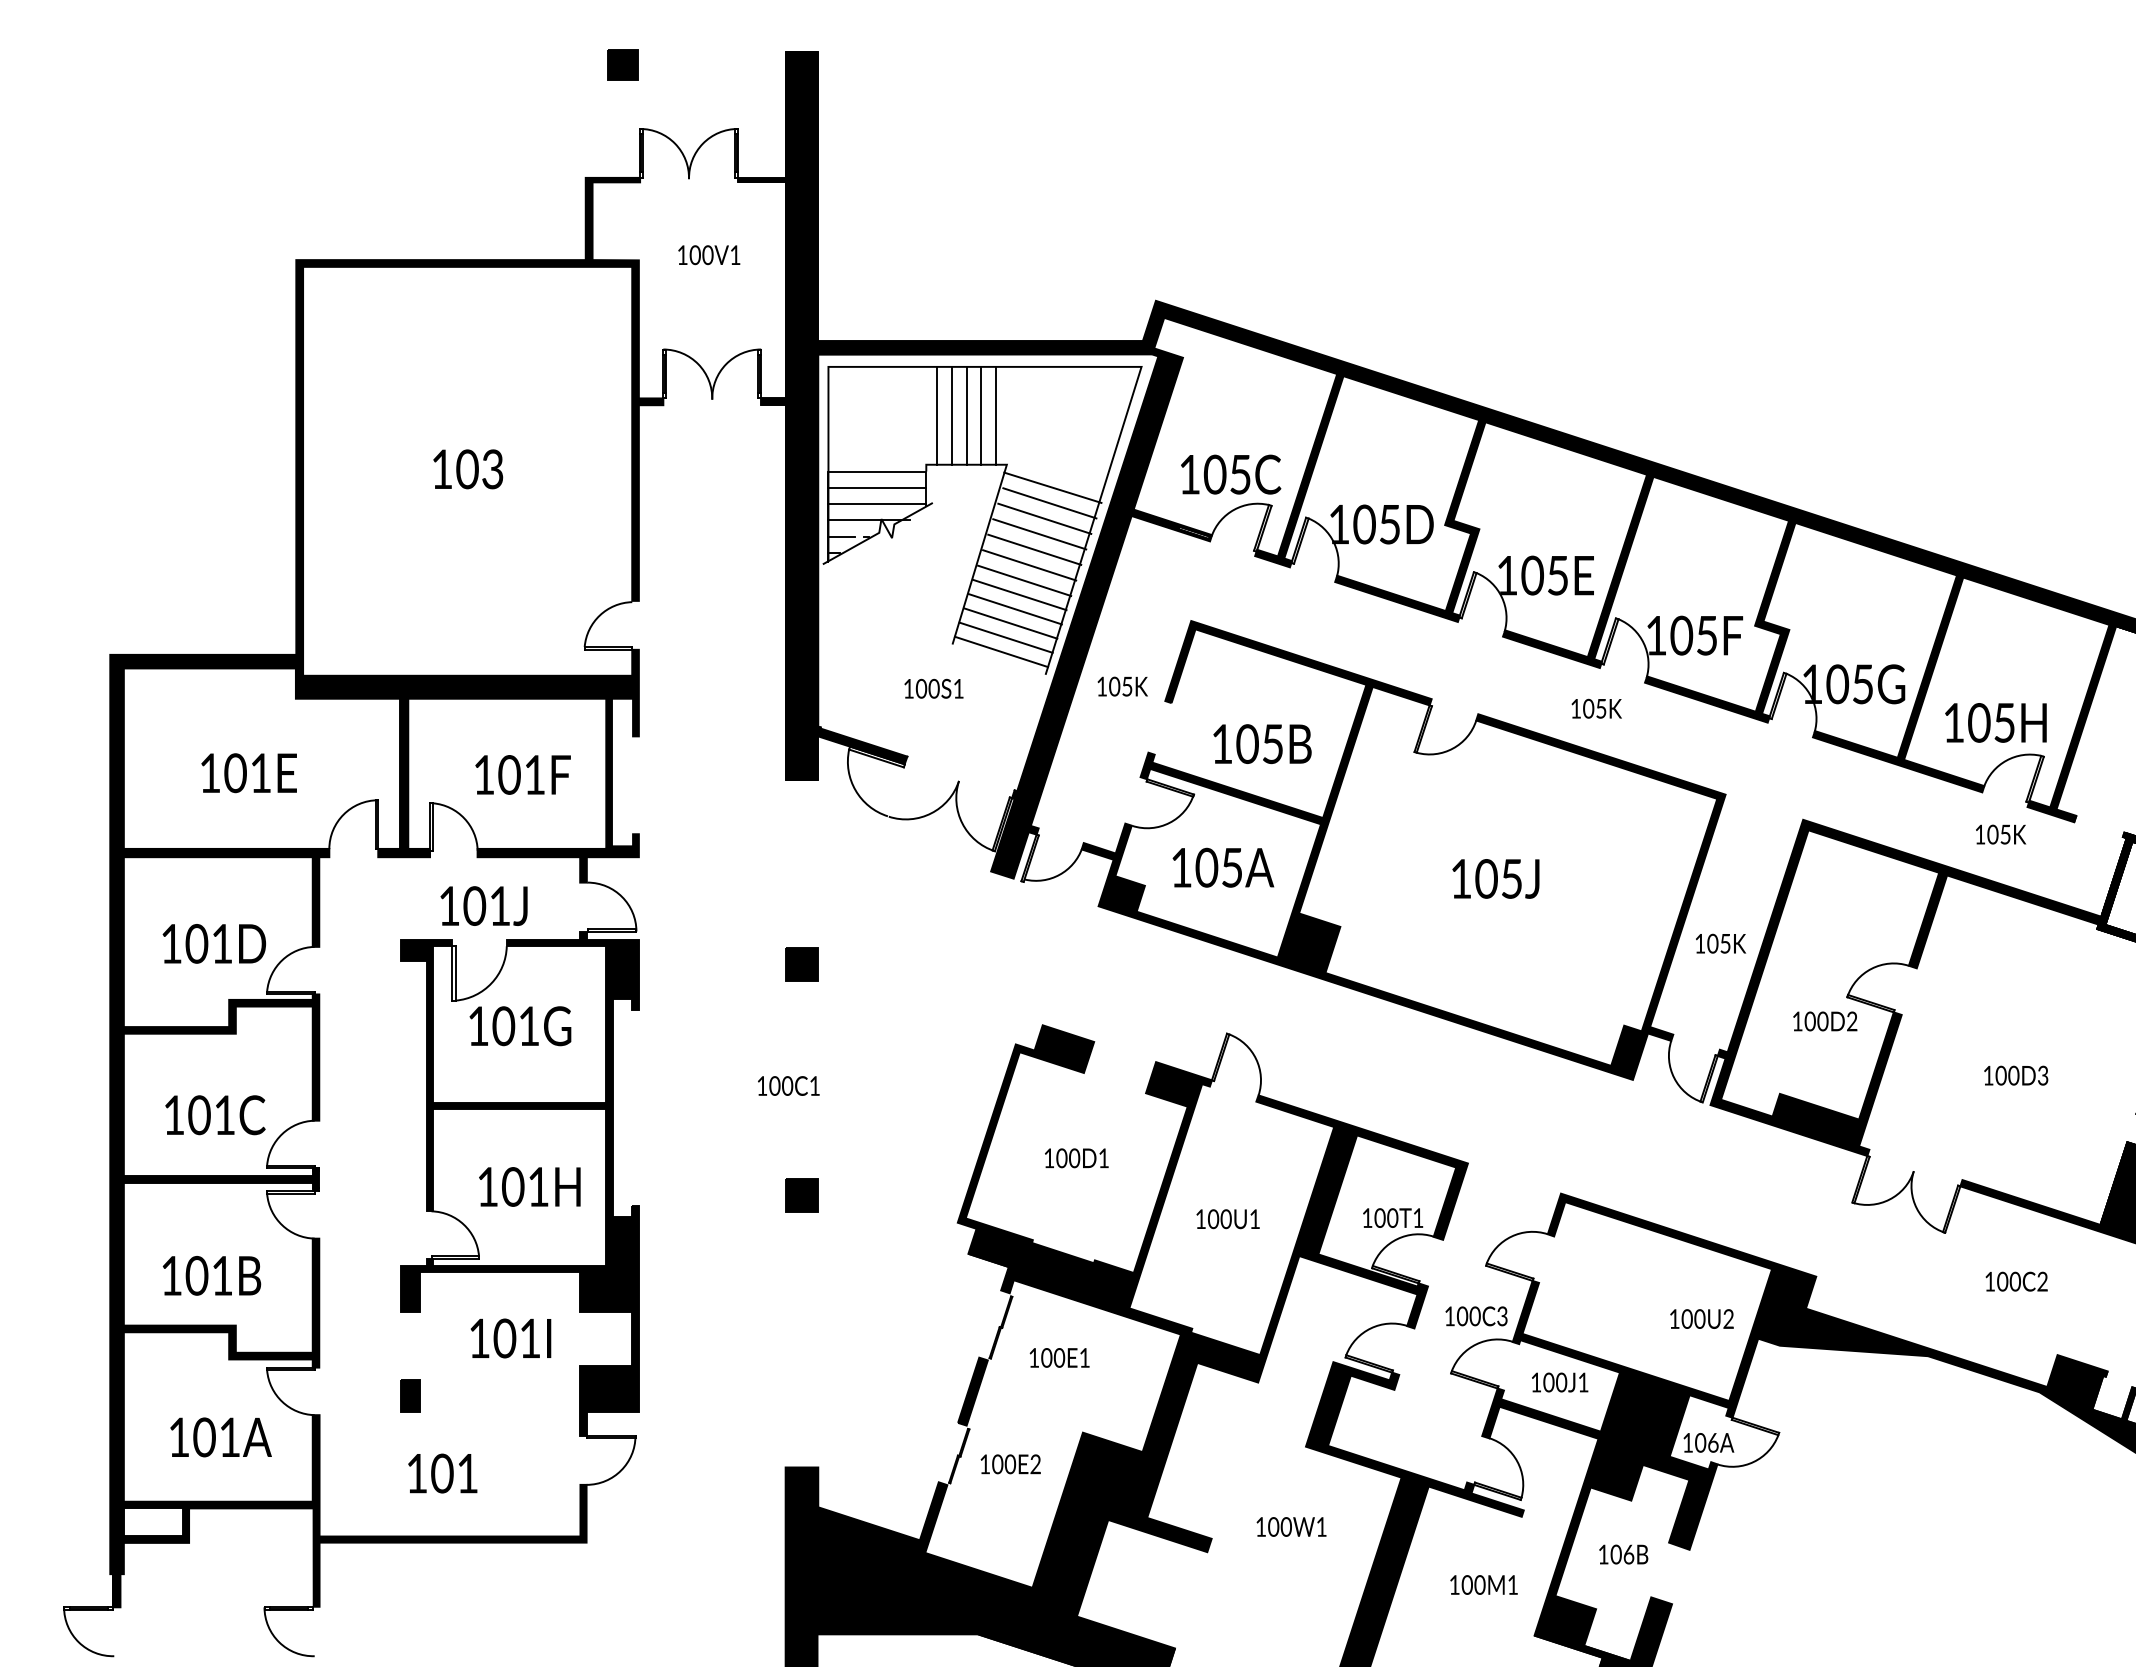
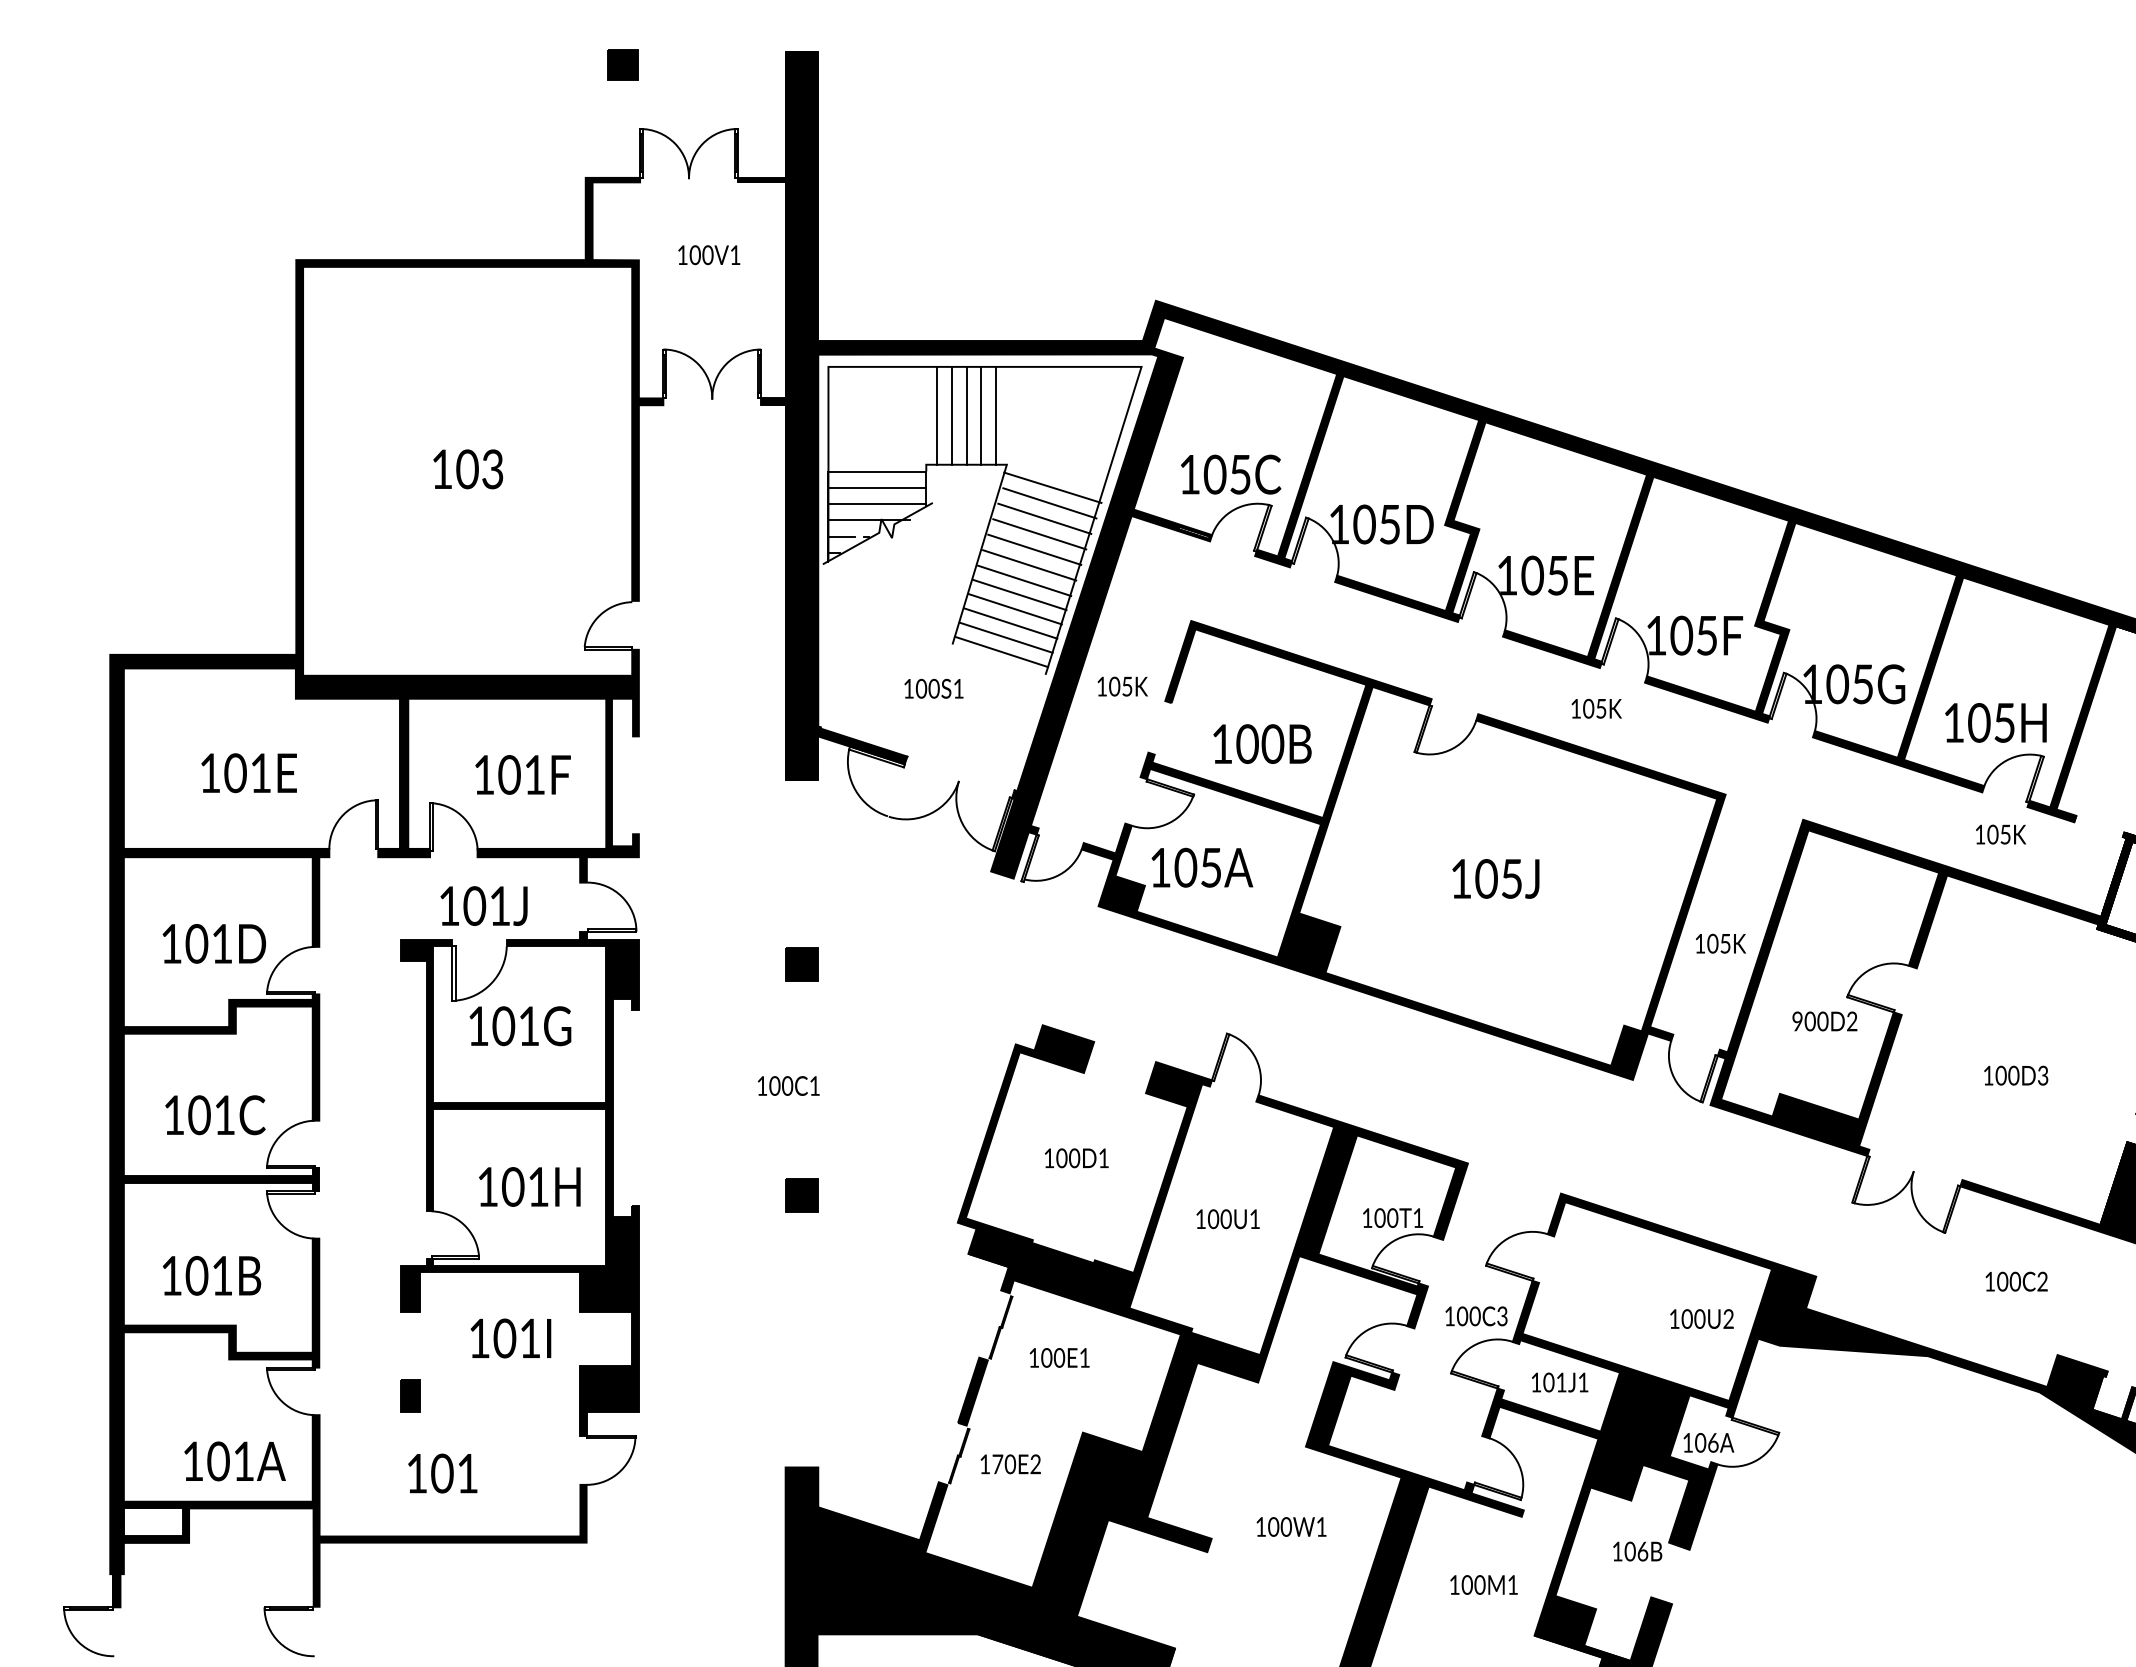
text: 105B -> 100B (1272, 744)
text position: (1223, 867) -> (1202, 867) (1202, 867)
text: 100D2 -> 900D2 (1797, 1021)
text: 100J1 -> 101J1 (1561, 1382)
text position: (220, 1437) -> (234, 1461) (234, 1461)
text: 100E2 -> 170E2 (997, 1464)
text position: (1623, 1554) -> (1637, 1551) (1637, 1551)
